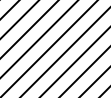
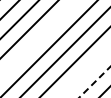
line: present -> none (39, 39)
line: present -> none (84, 71)
line: solid -> dashed (95, 81)
